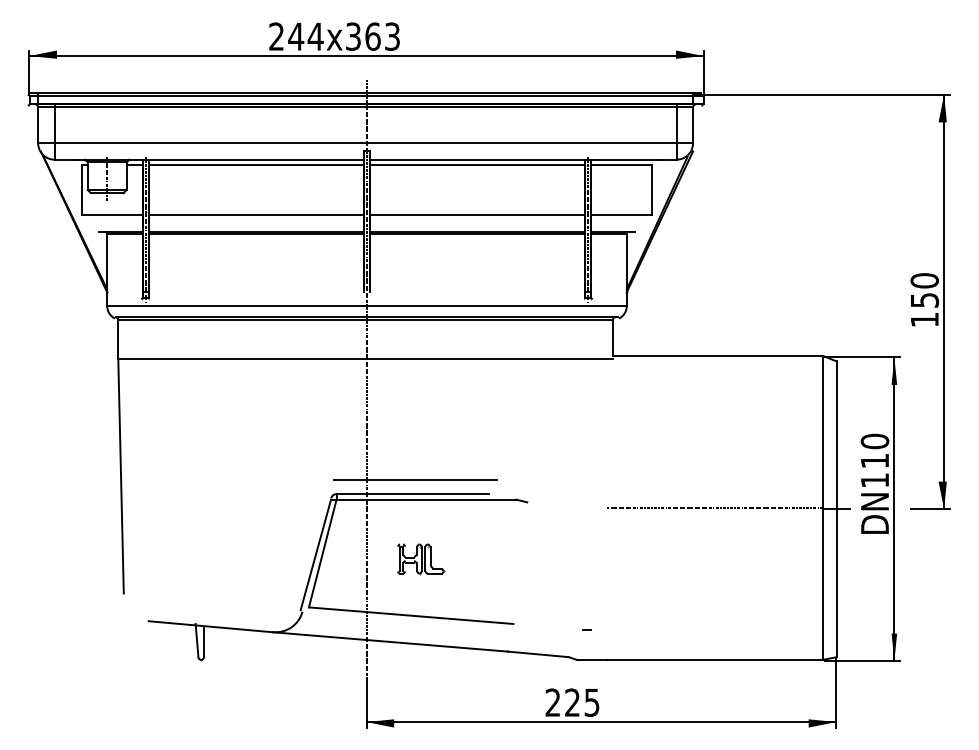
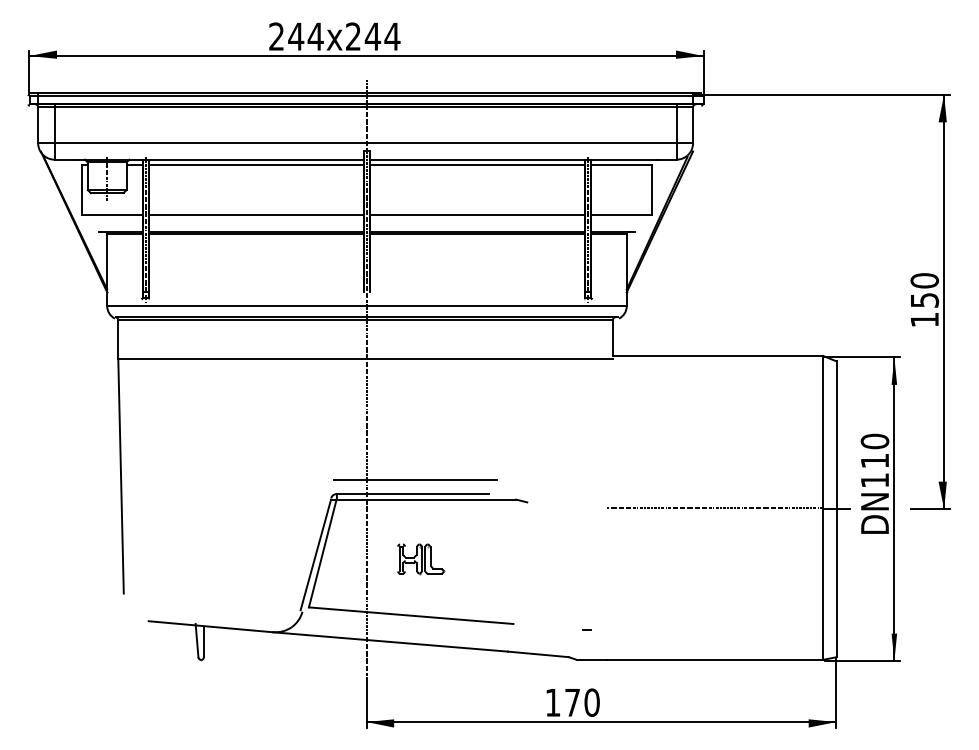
text: x363 -> x244 (373, 36)
text: 225 -> 170 (572, 702)
